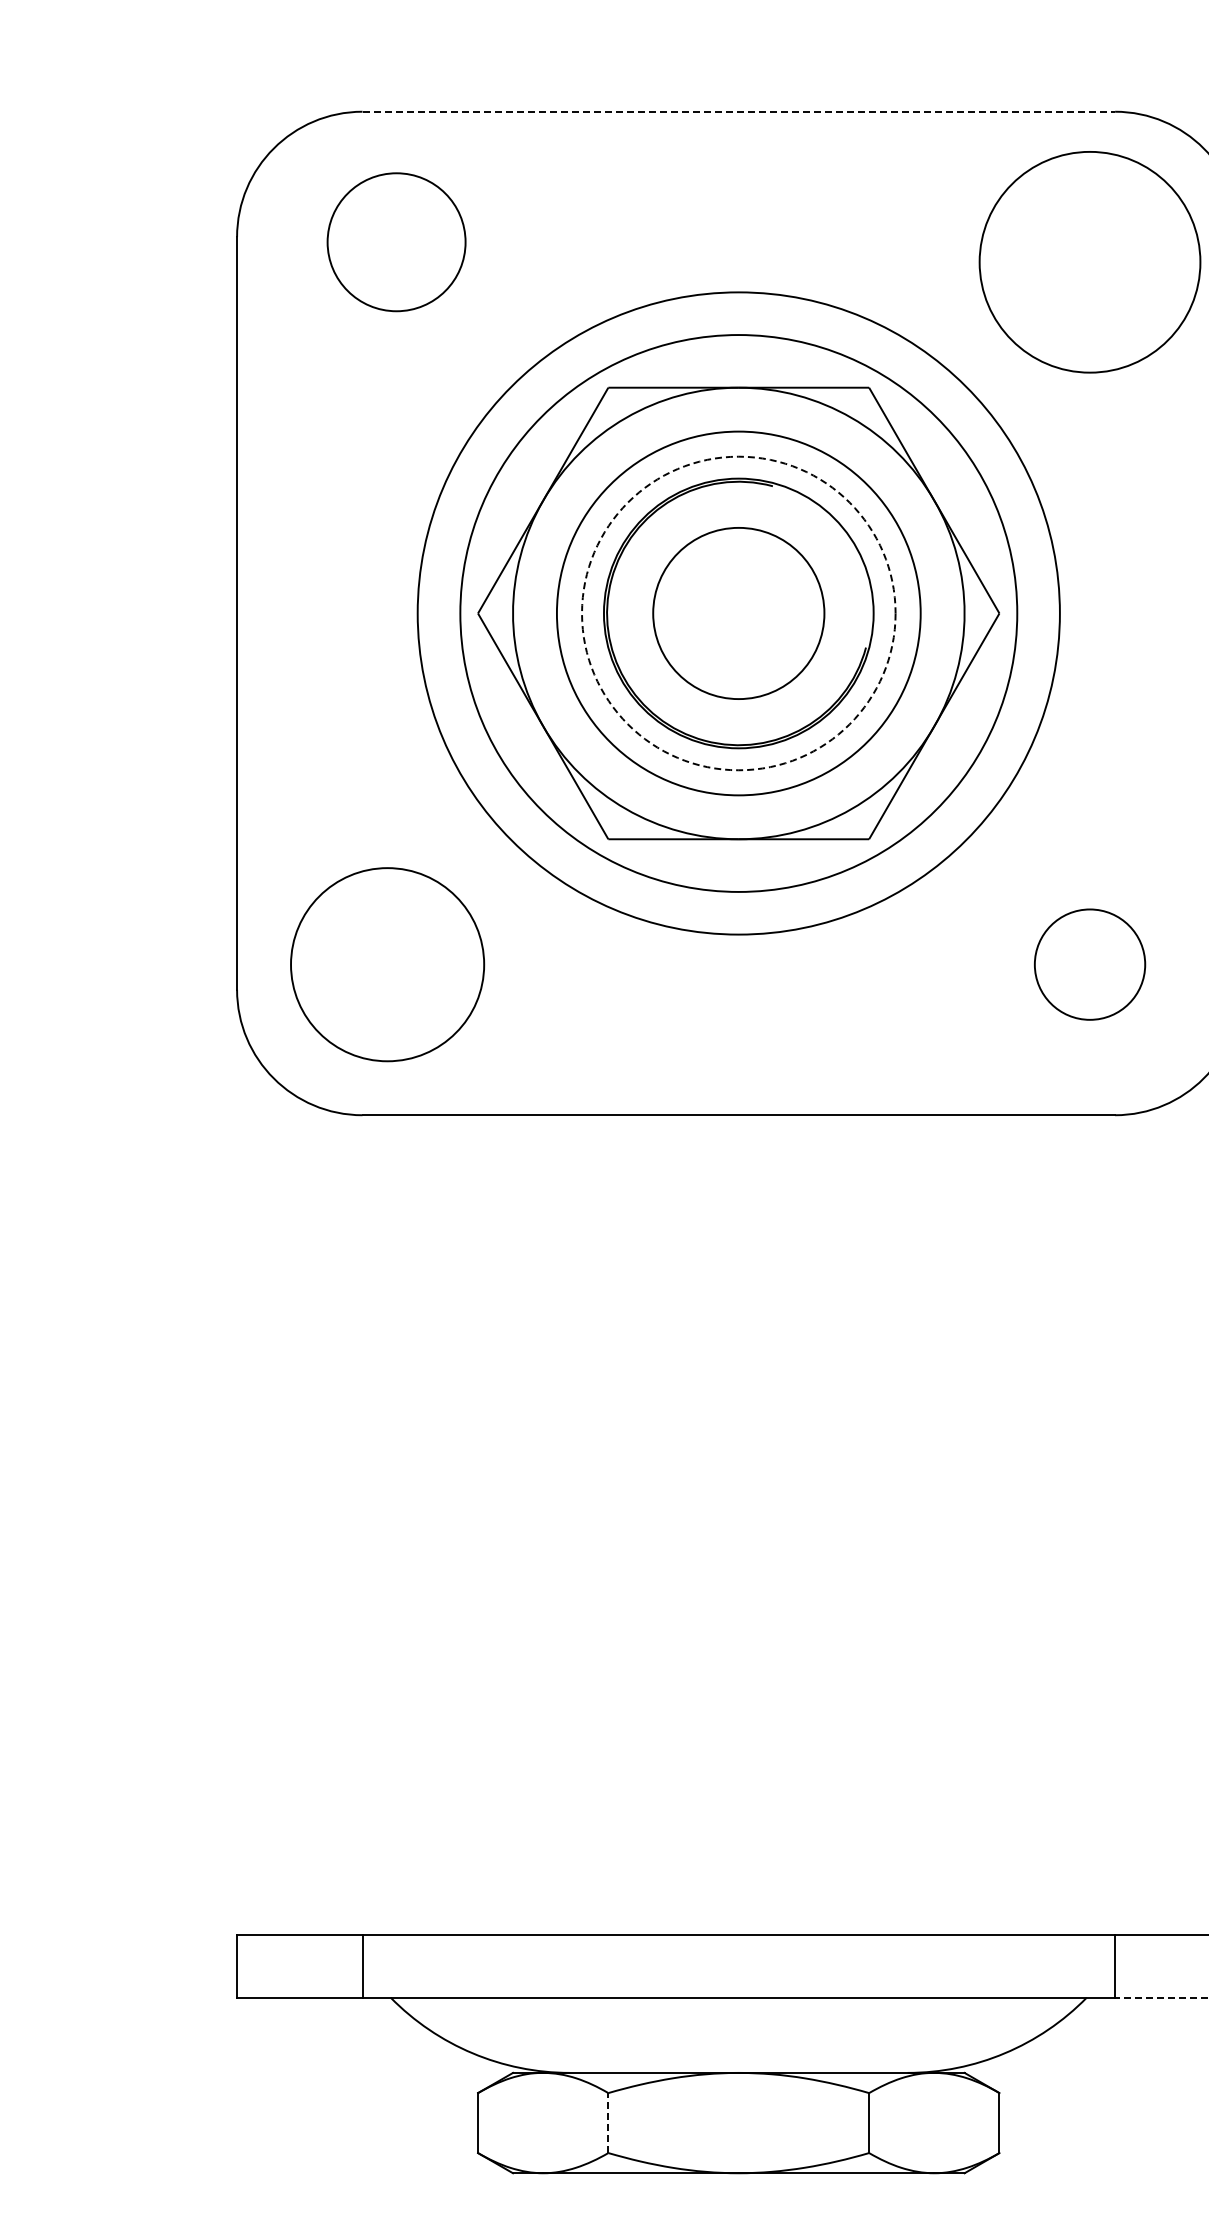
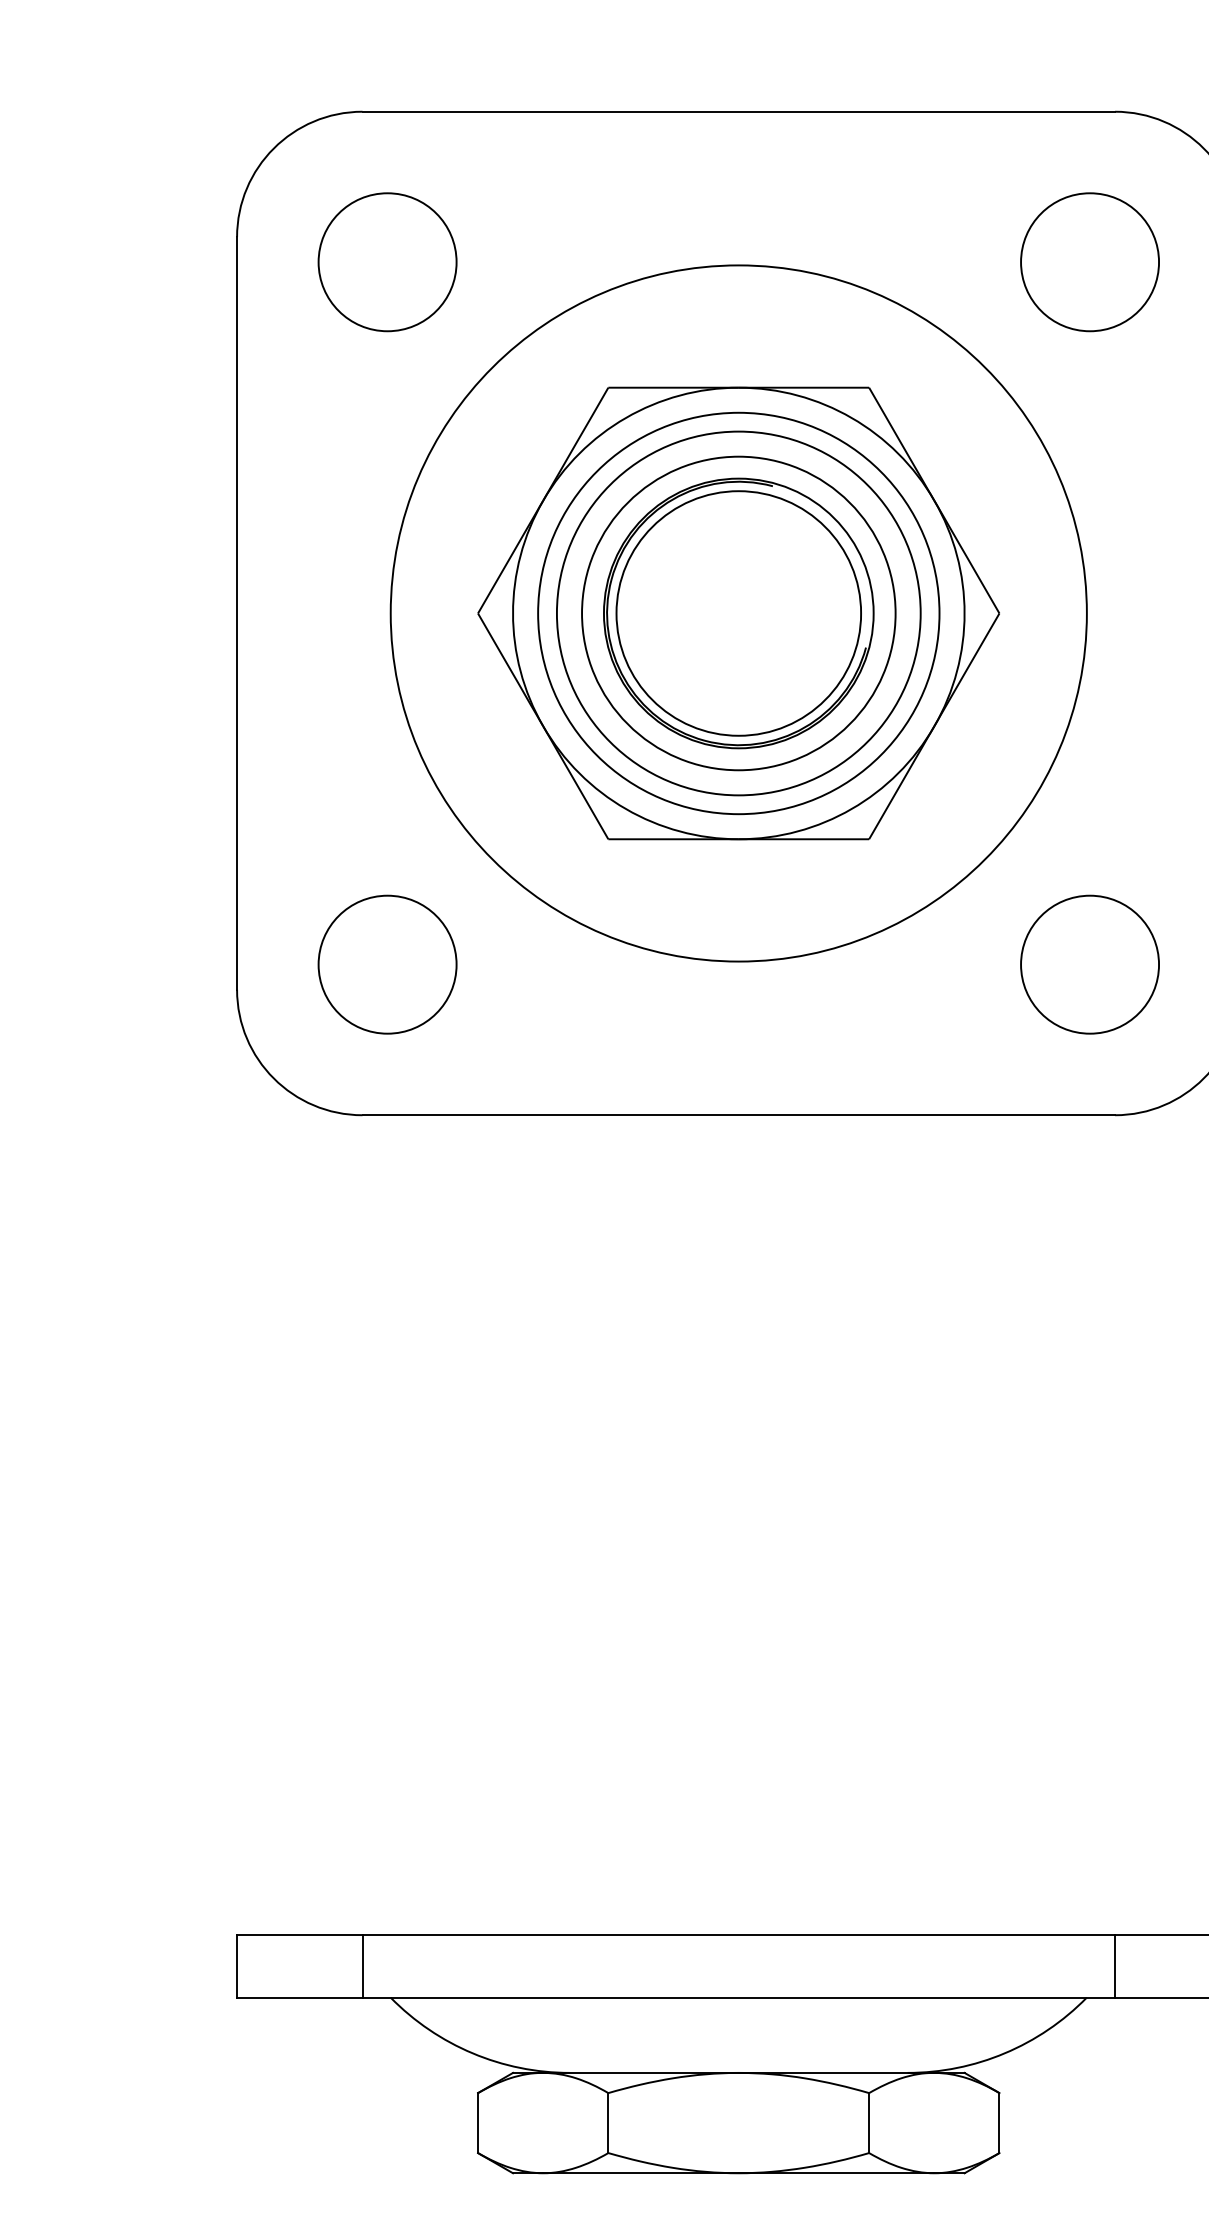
line: dashed -> solid (739, 111)
circle position: (396, 242) -> (387, 262) (387, 262)
circle diameter: 221 px -> 138 px (1090, 262)
circle diameter: 171 px -> 245 px (738, 613)
circle diameter: 557 px -> 696 px (738, 613)
circle diameter: 642 px -> 401 px (738, 613)
circle: dashed -> solid (738, 613)
circle diameter: 193 px -> 138 px (387, 964)
circle size: 113x113 px -> 140x141 px (1089, 964)
line: dashed -> solid (1161, 1997)
line: dashed -> solid (608, 2123)
